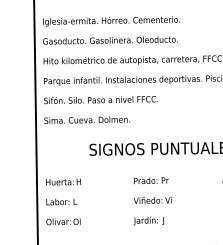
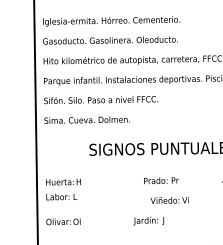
text position: (151, 180) -> (161, 180) (161, 180)
text position: (152, 199) -> (169, 199) (169, 199)
text position: (61, 201) -> (61, 196) (61, 196)
